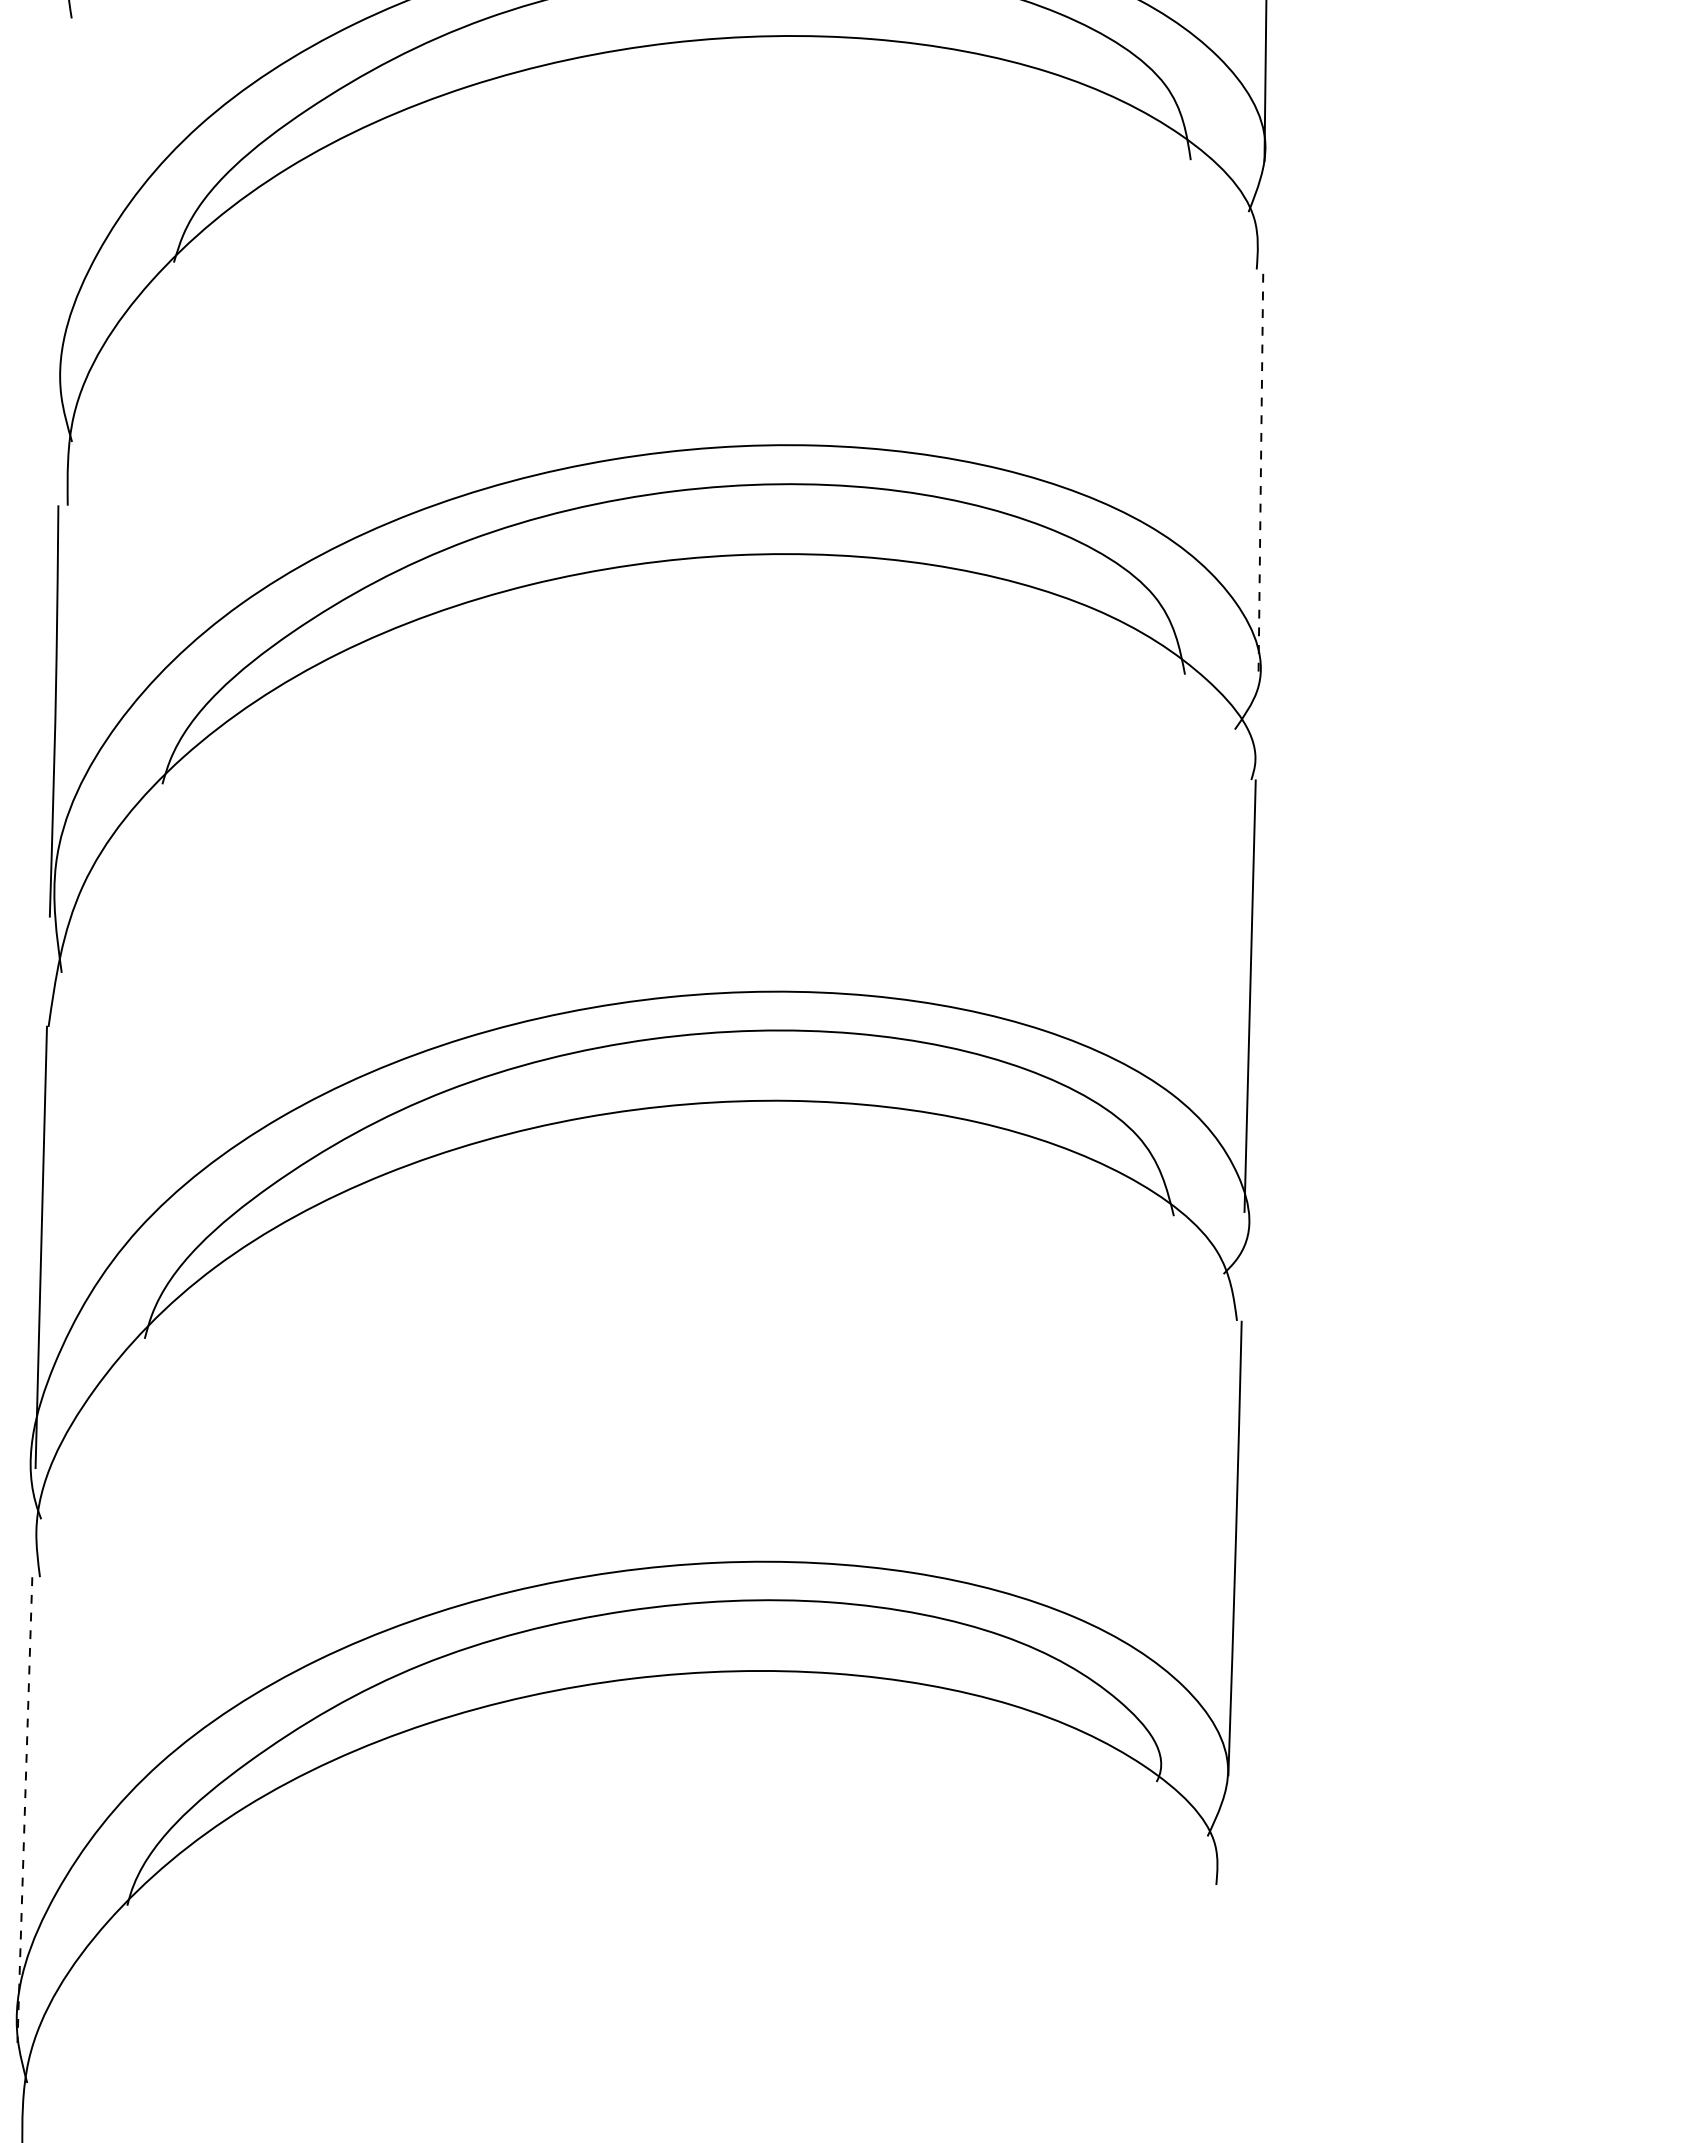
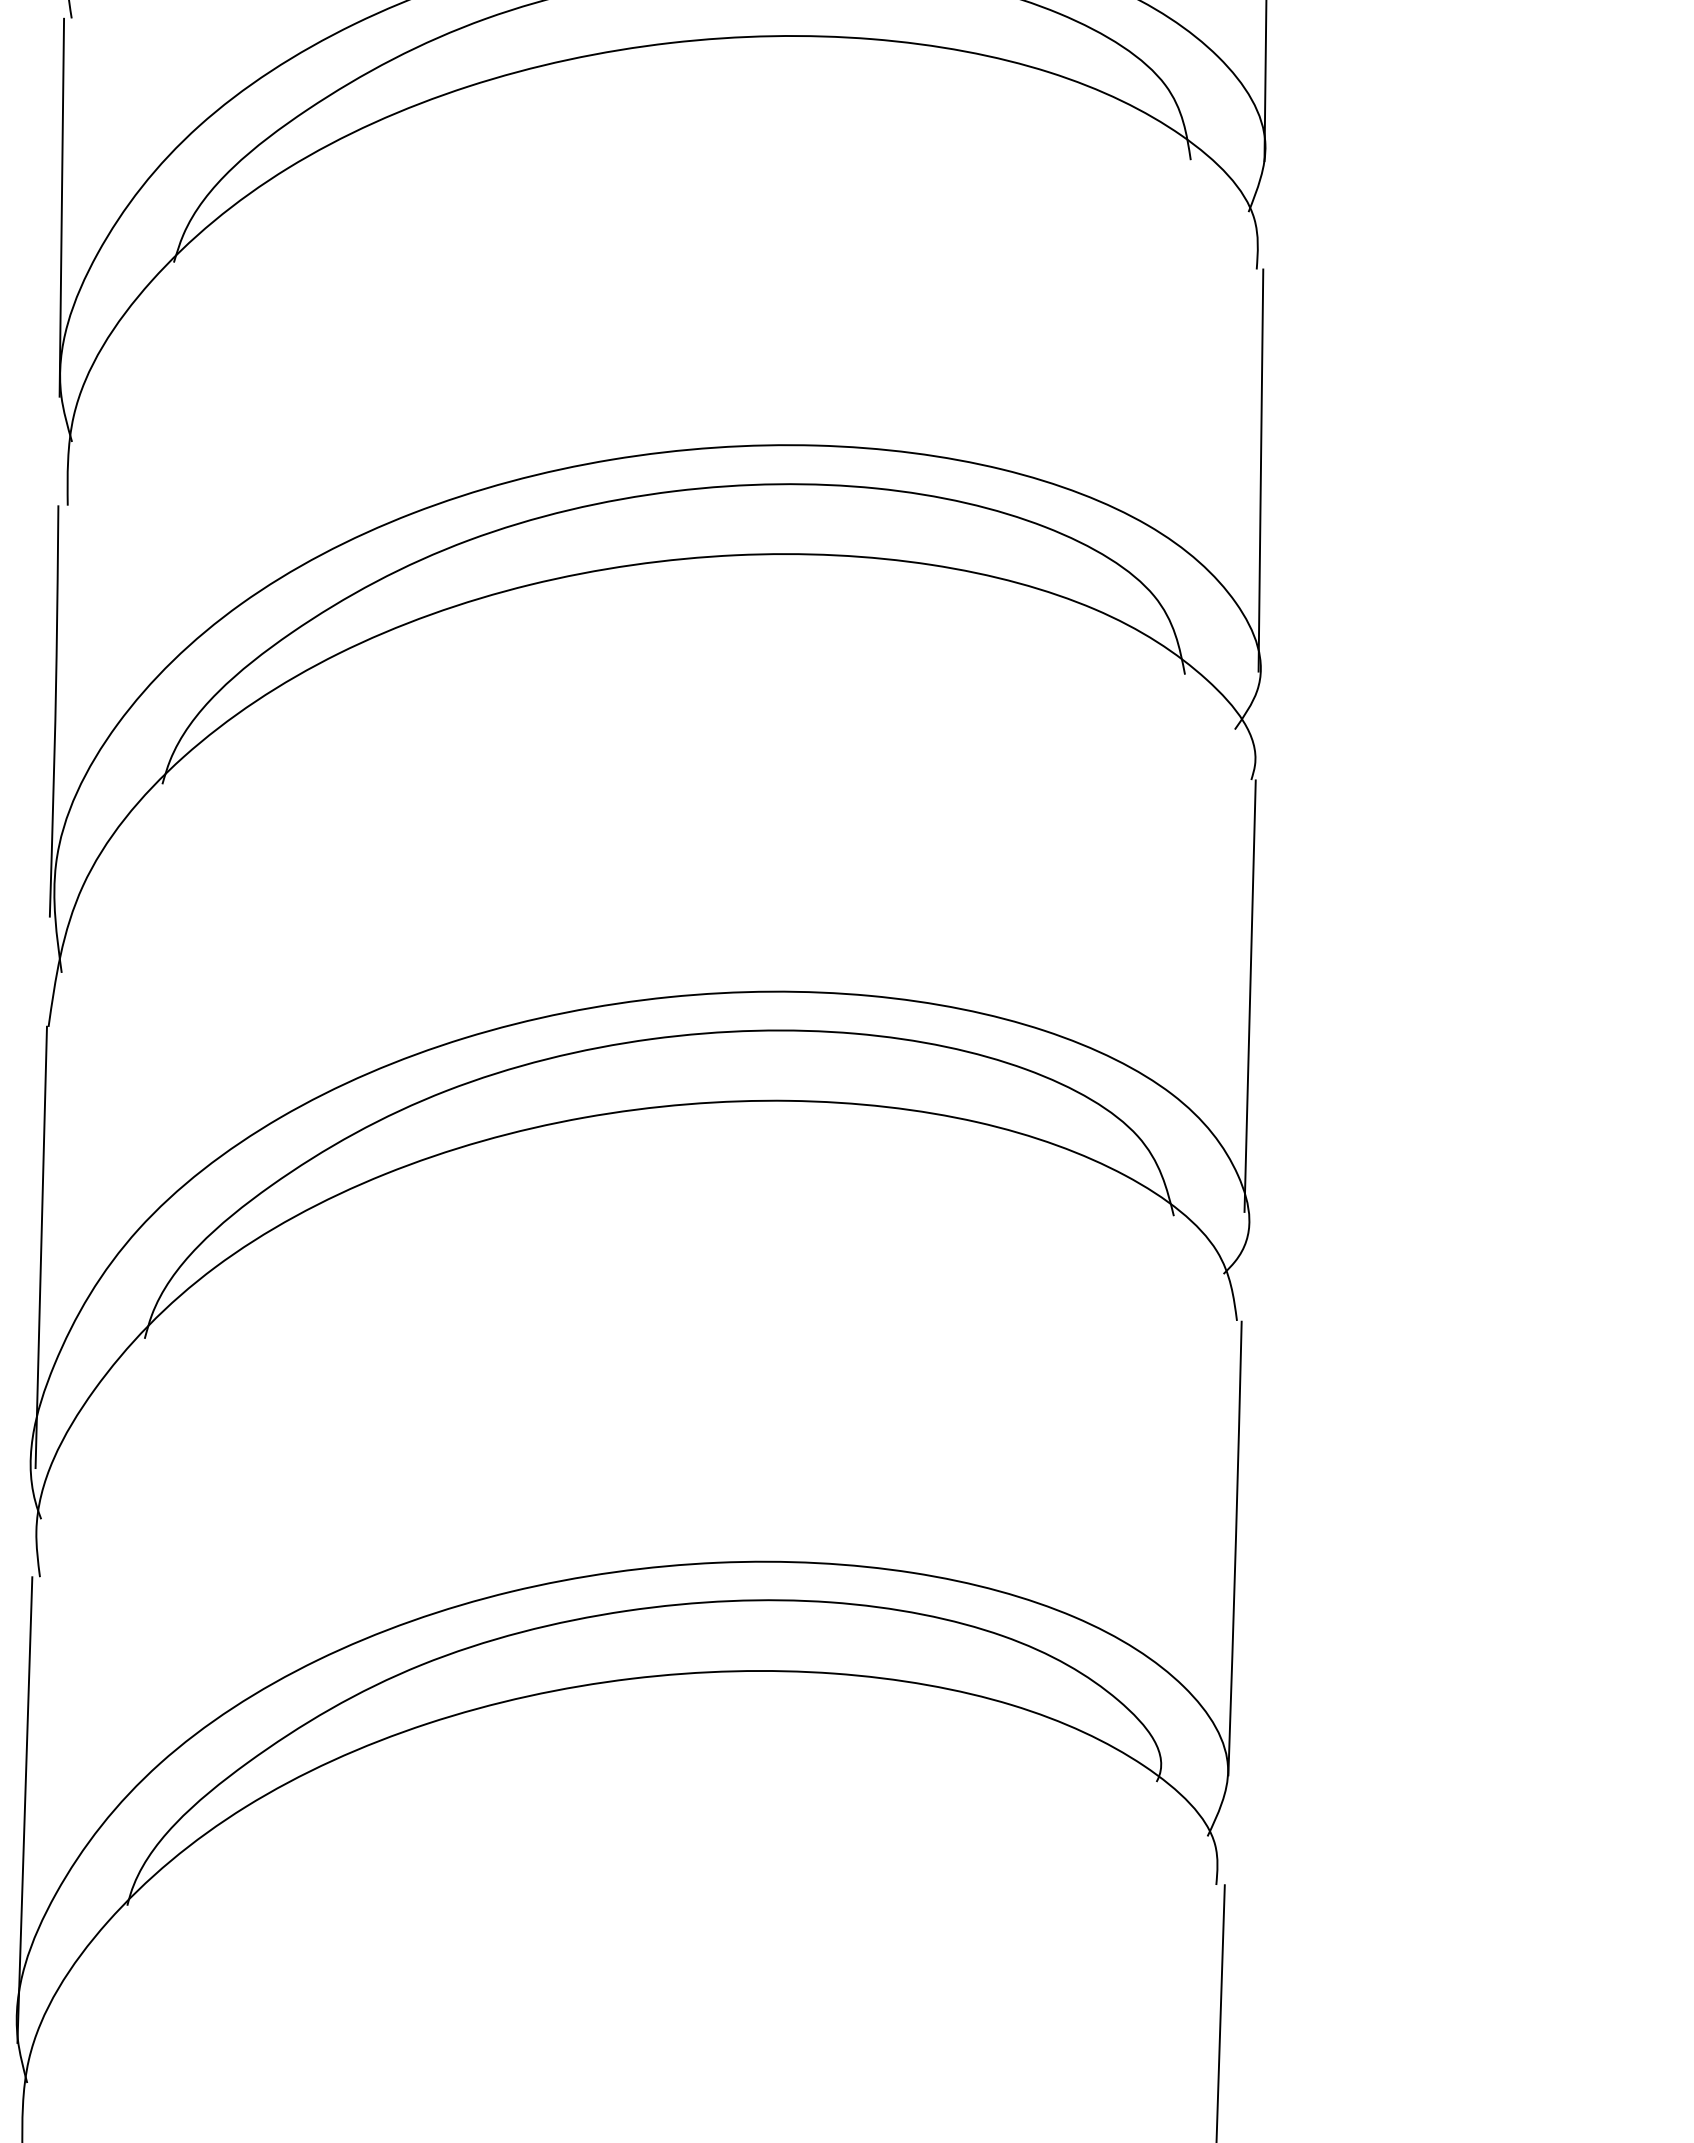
line: none -> present (61, 207)
line: dashed -> solid (1260, 470)
line: dashed -> solid (24, 1810)
line: none -> present (1220, 2012)
